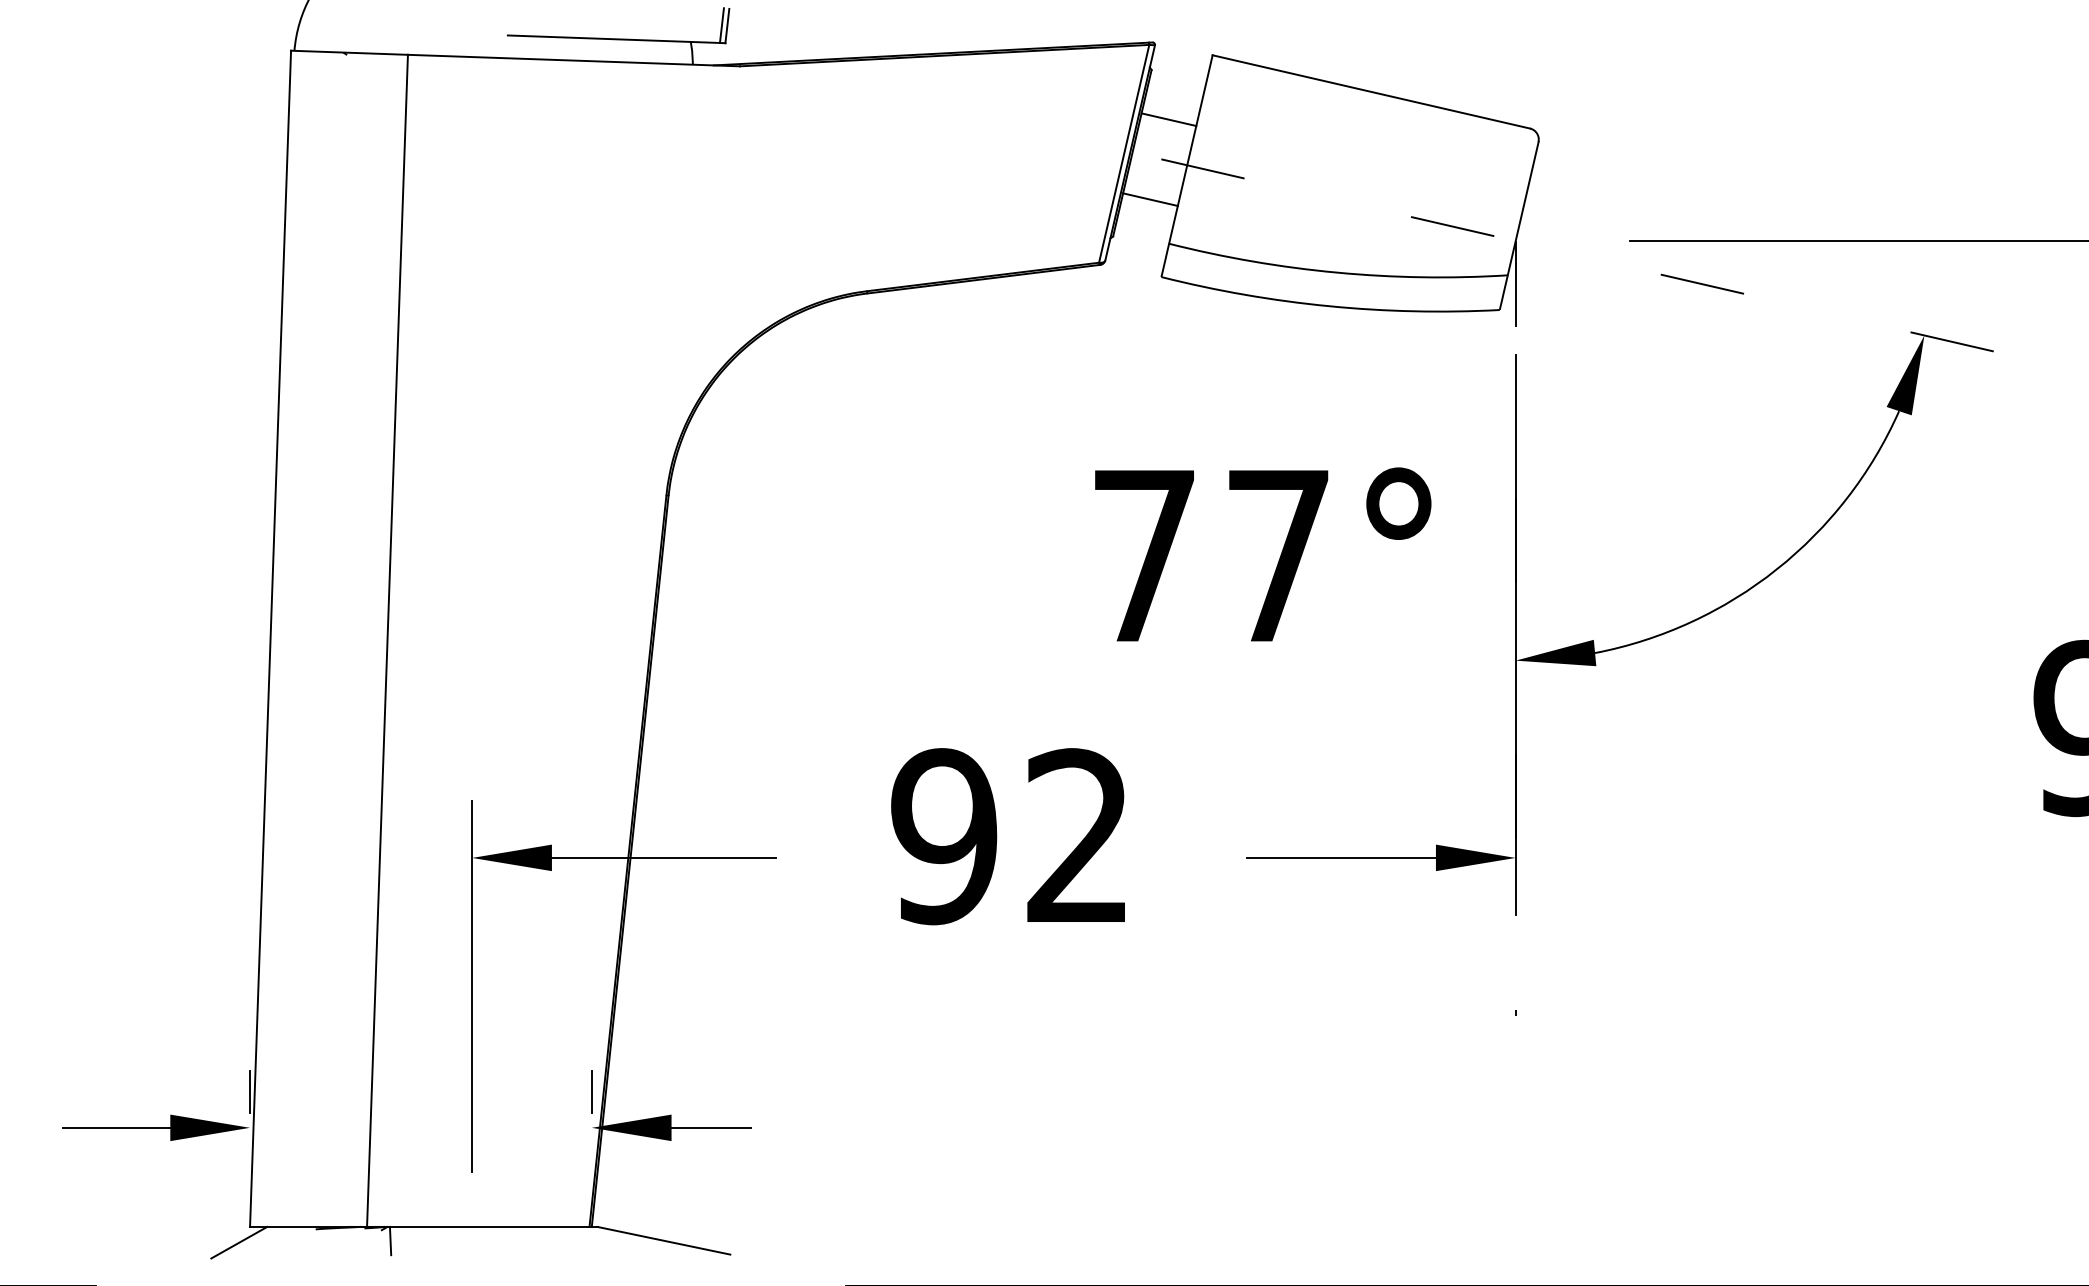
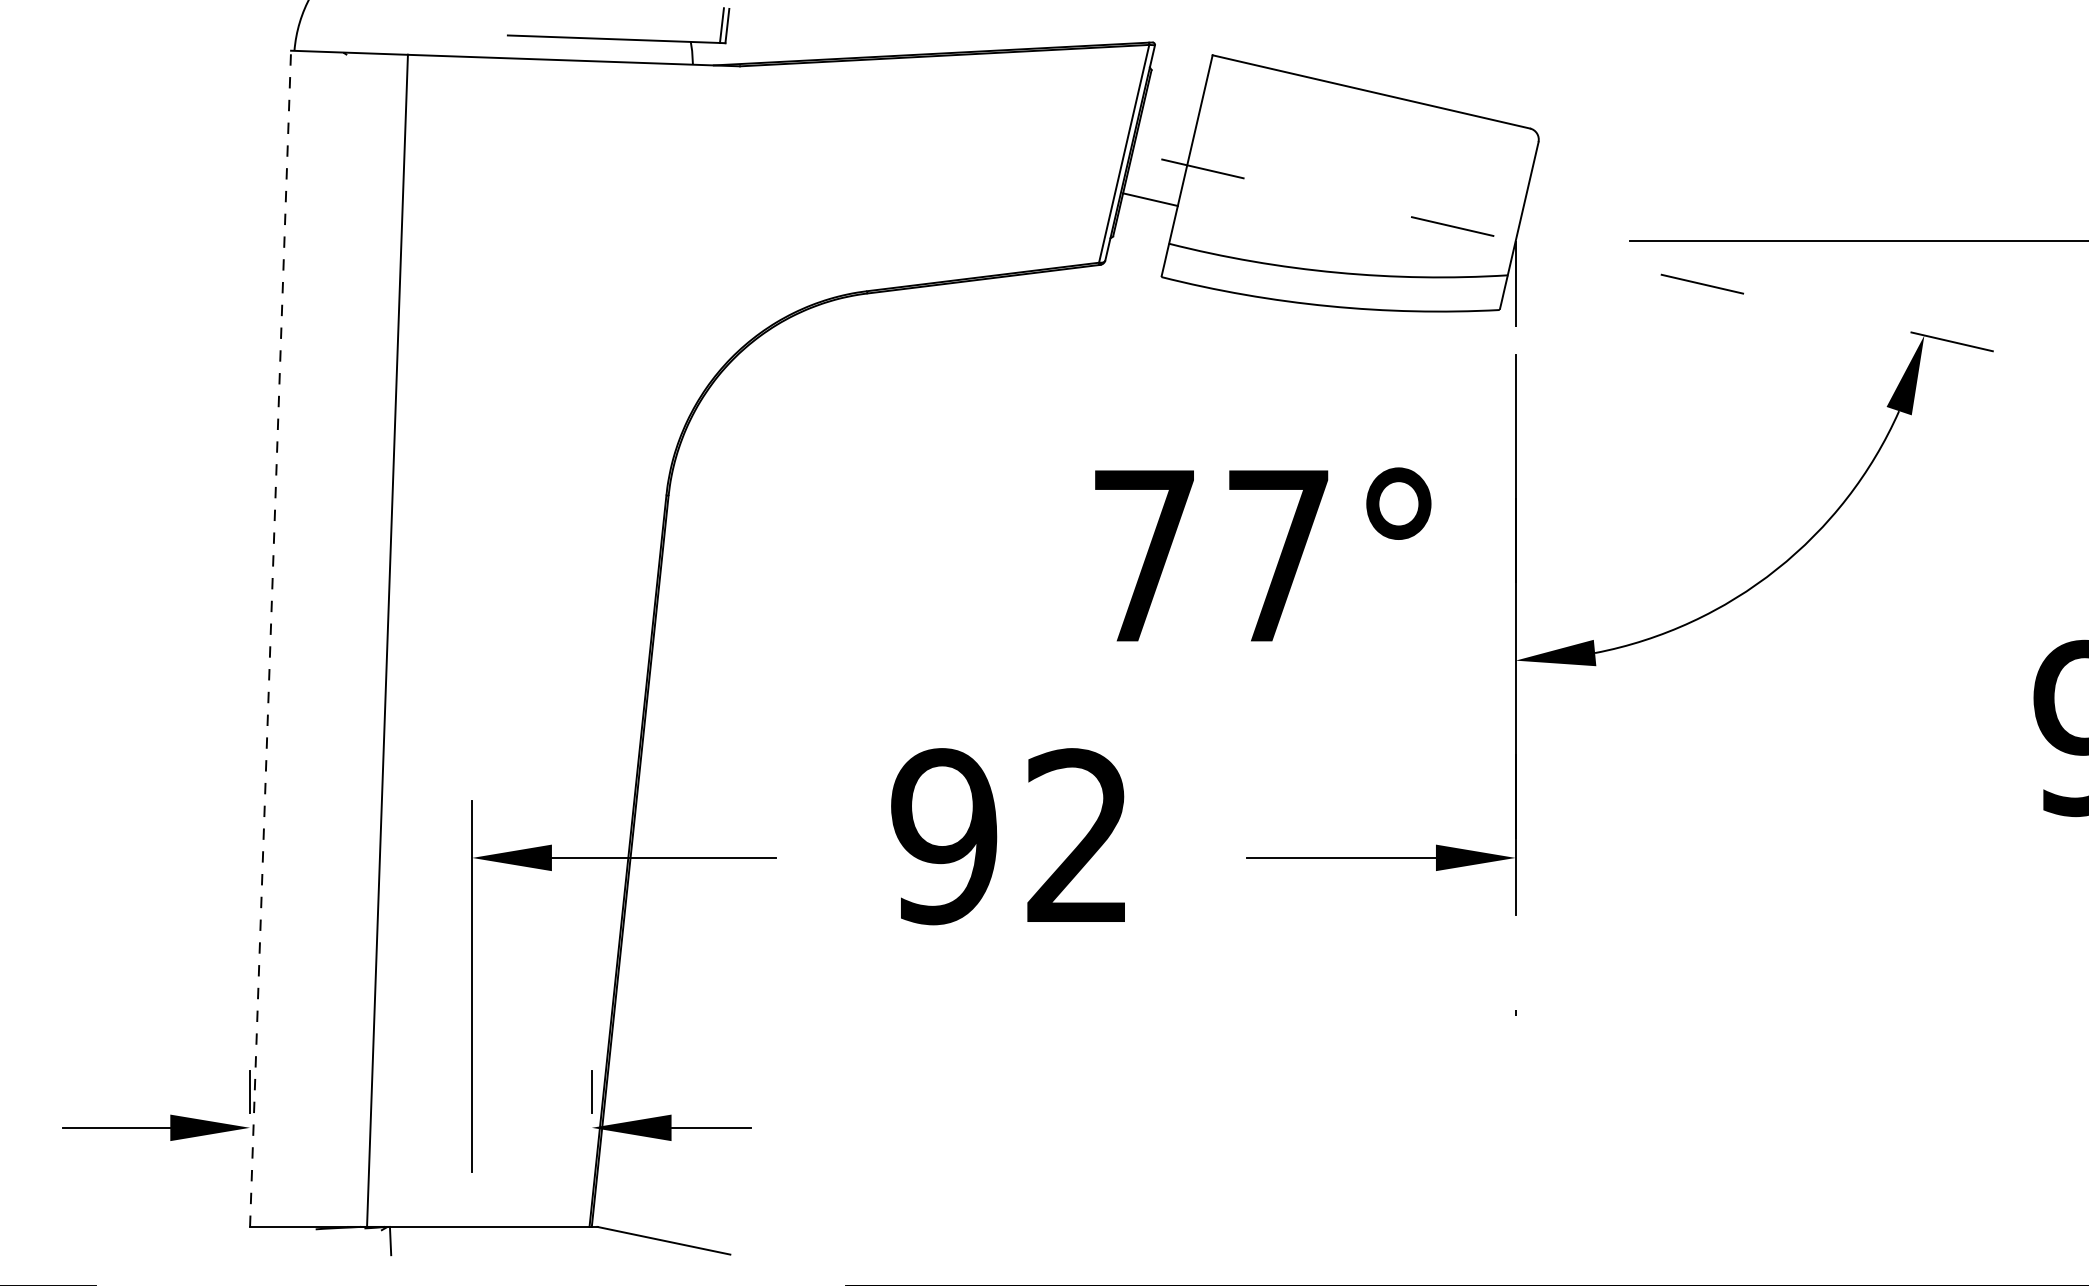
line: present -> none (1168, 119)
line: solid -> dashed (270, 638)
line: present -> none (239, 1242)
